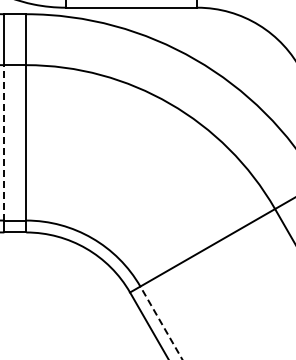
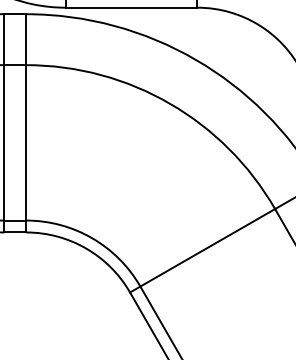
line: dashed -> solid (4, 142)
line: dashed -> solid (161, 322)
